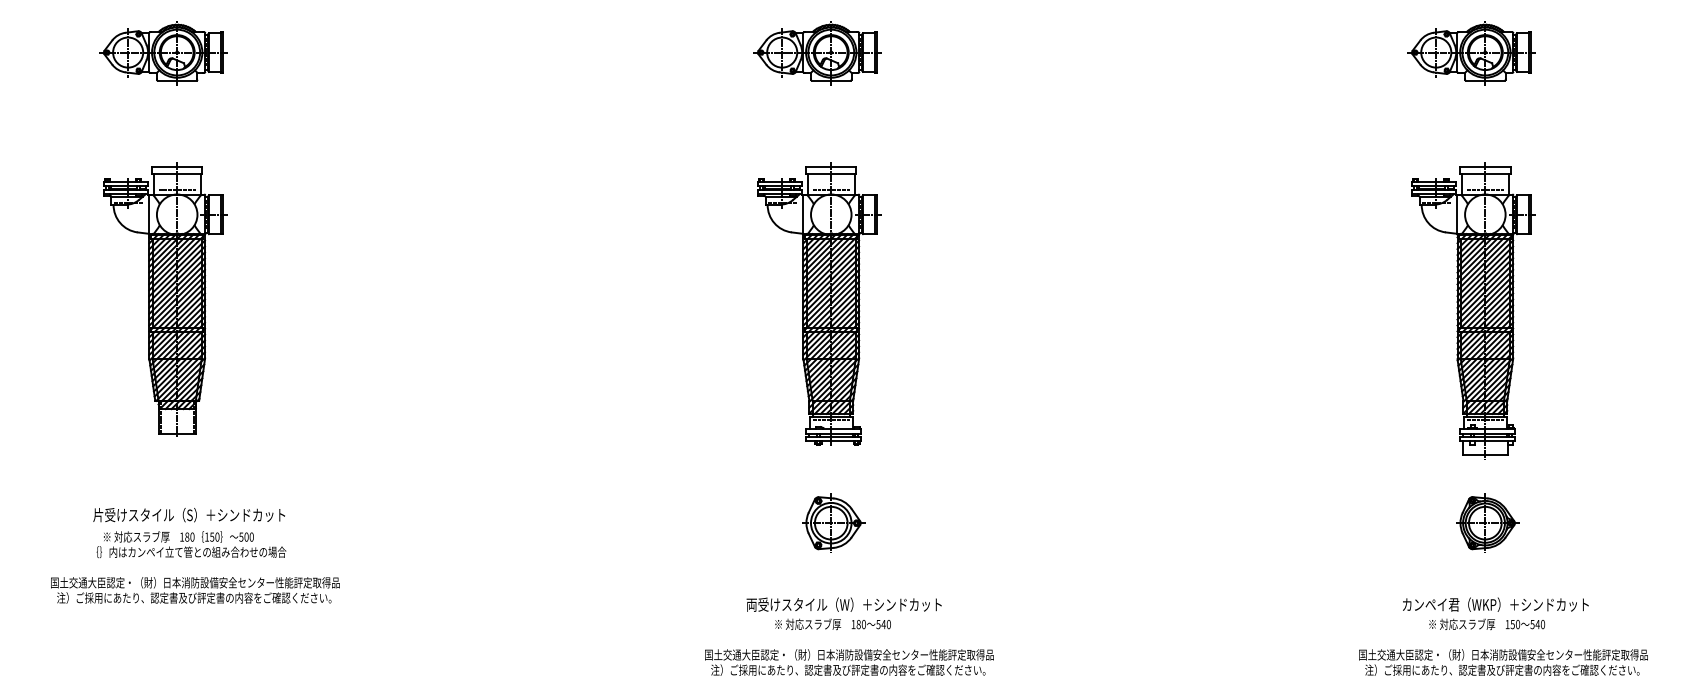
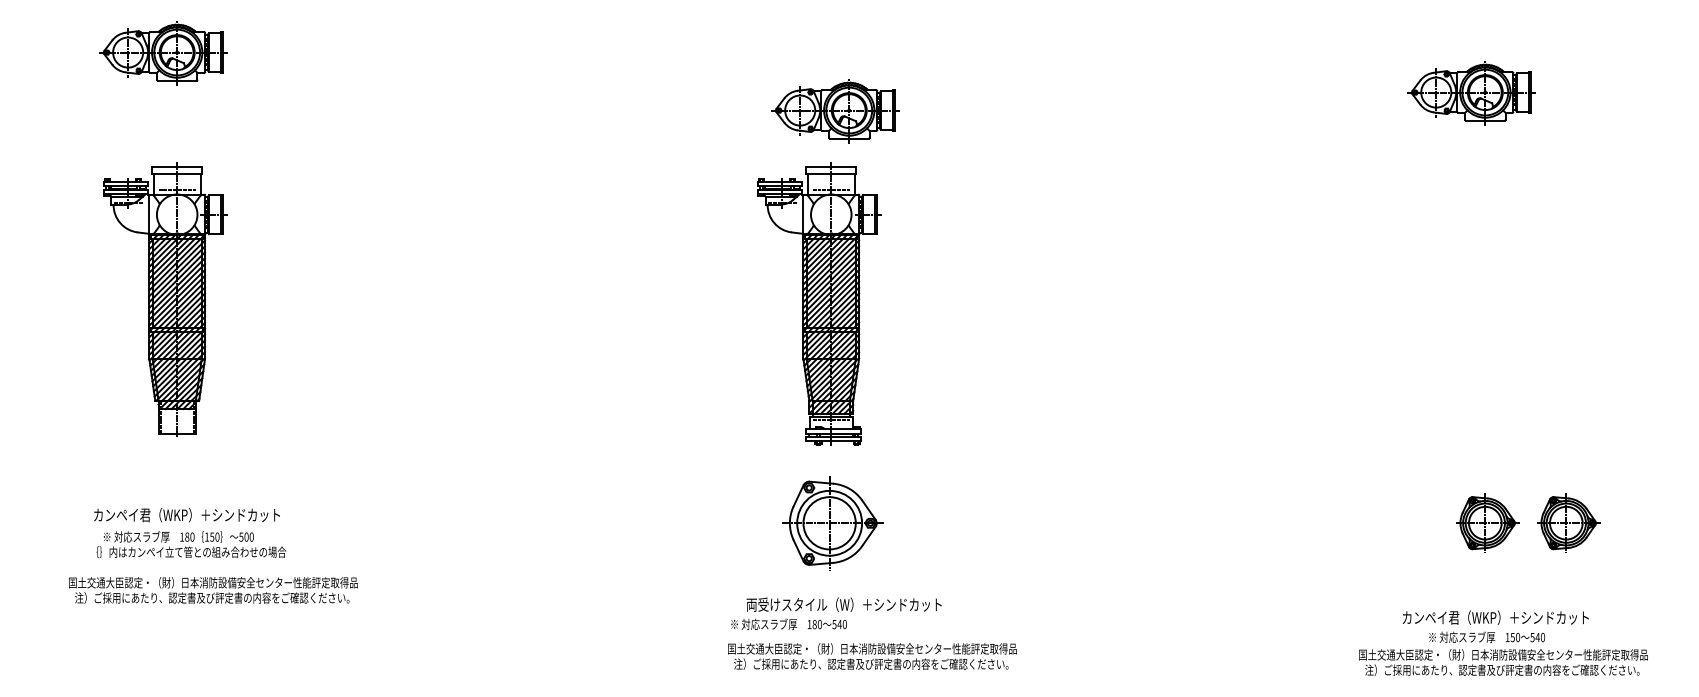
part position: (817, 53) -> (835, 111) (835, 111)
part position: (1471, 53) -> (1471, 93) (1471, 93)
part: present -> none (1473, 310)
text: 片受けスタイル（S）＋シンドカット -> カンペイ君（WKP）＋シンドカット (188, 514)
part size: 64x60 px -> 102x95 px (832, 523)
part: none -> present (1568, 522)
text position: (195, 590) -> (213, 590) (213, 590)
text position: (1495, 613) -> (1495, 626) (1495, 626)
text position: (832, 624) -> (788, 624) (788, 624)
text position: (849, 662) -> (872, 656) (872, 656)
